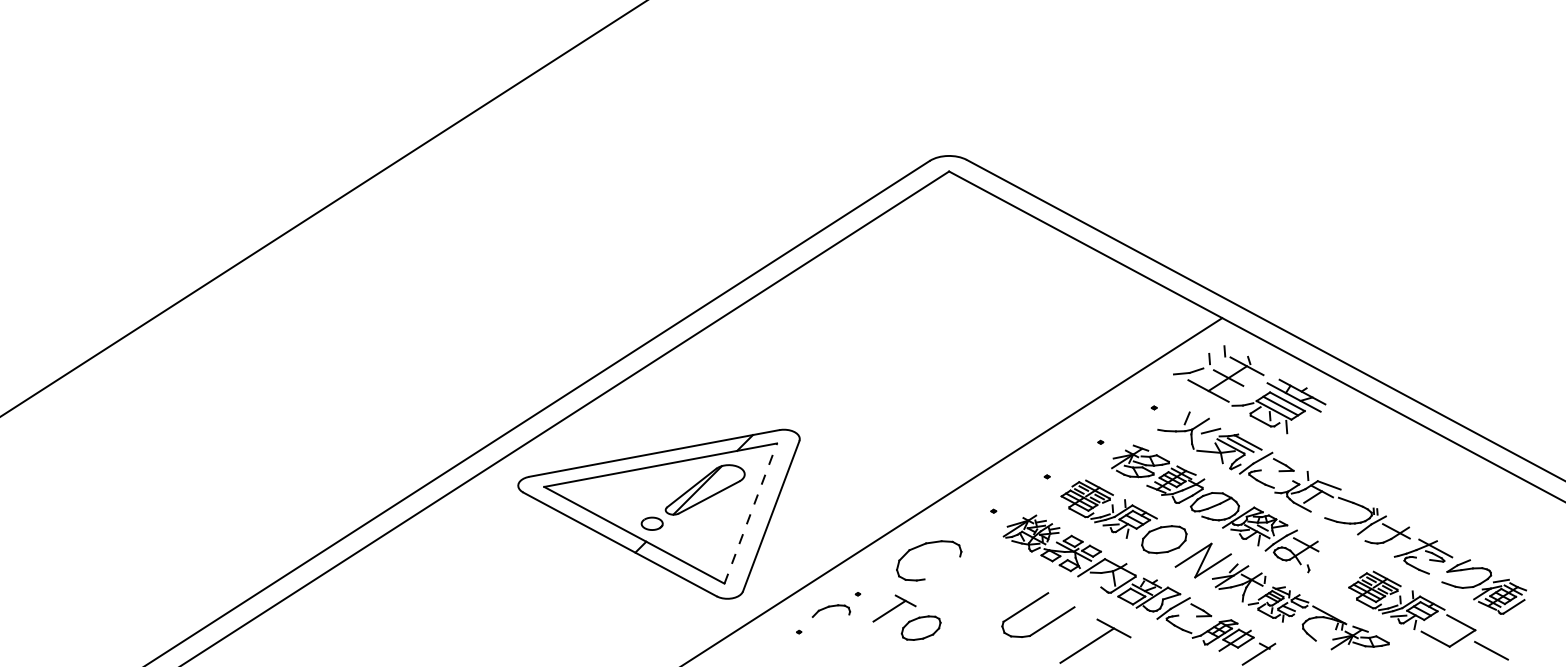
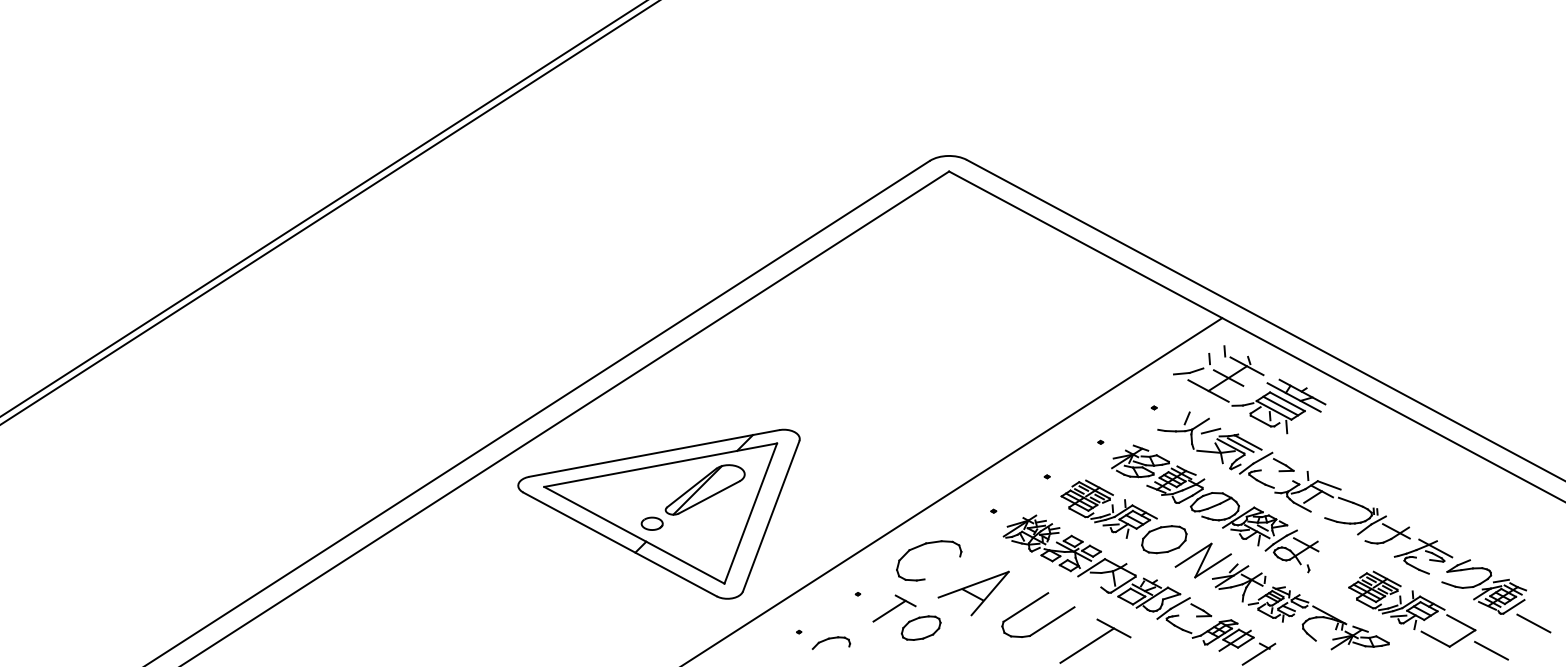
line: none -> present (329, 212)
line: dashed -> solid (750, 513)
part: none -> present (973, 593)
part position: (831, 610) -> (831, 642) (831, 642)
line: none -> present (1533, 623)
